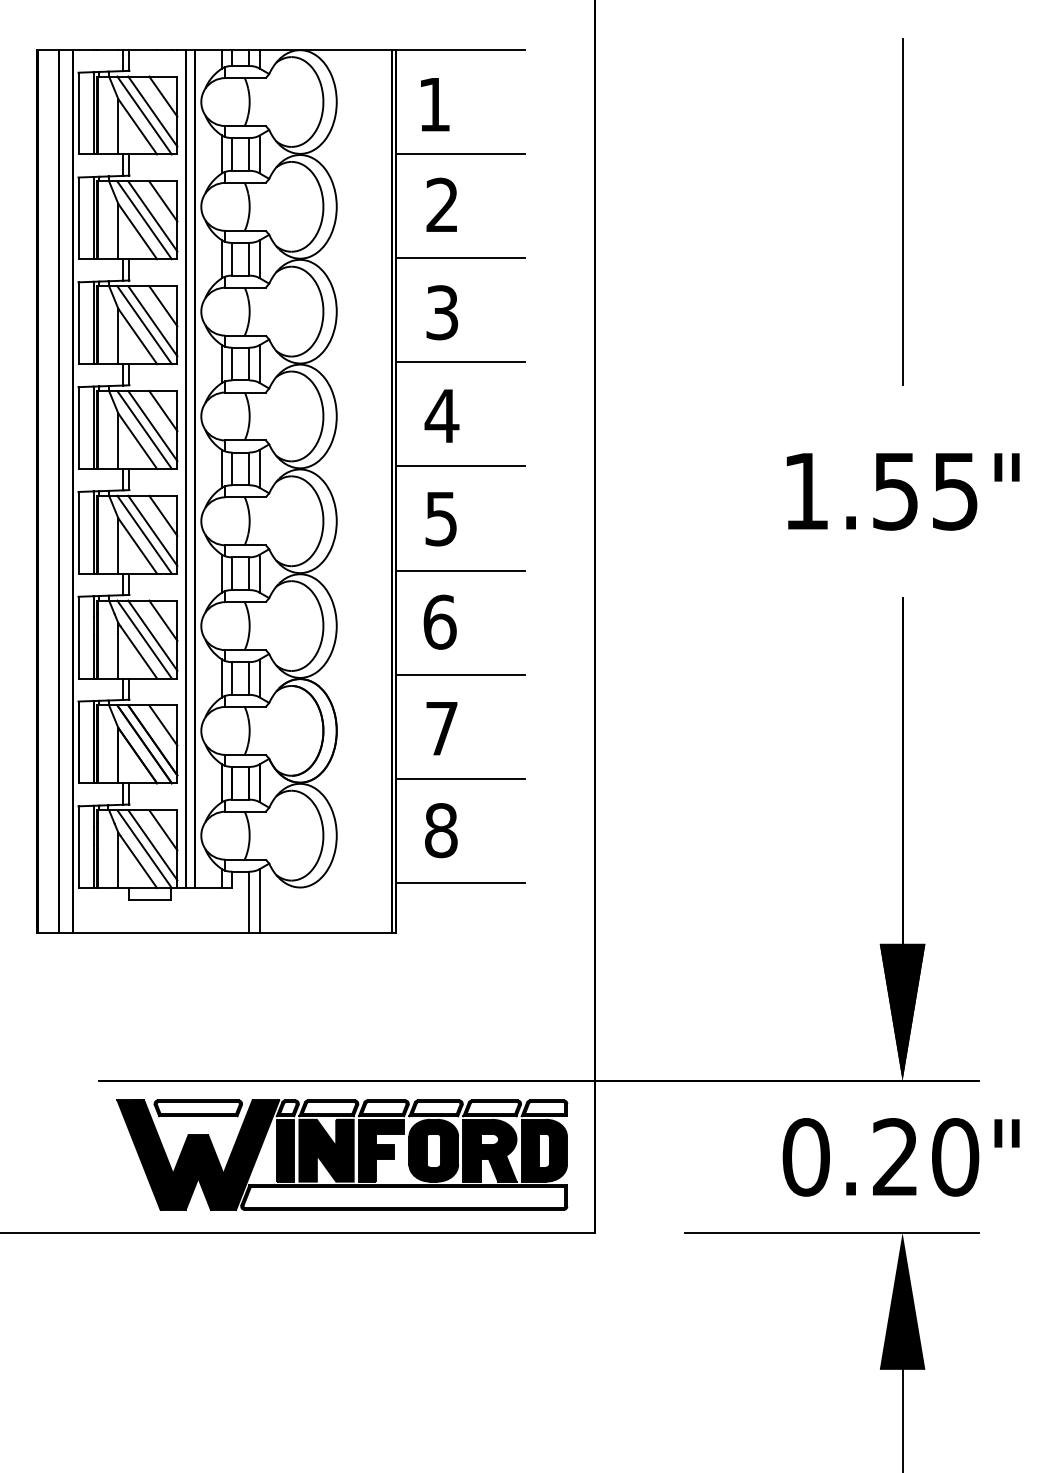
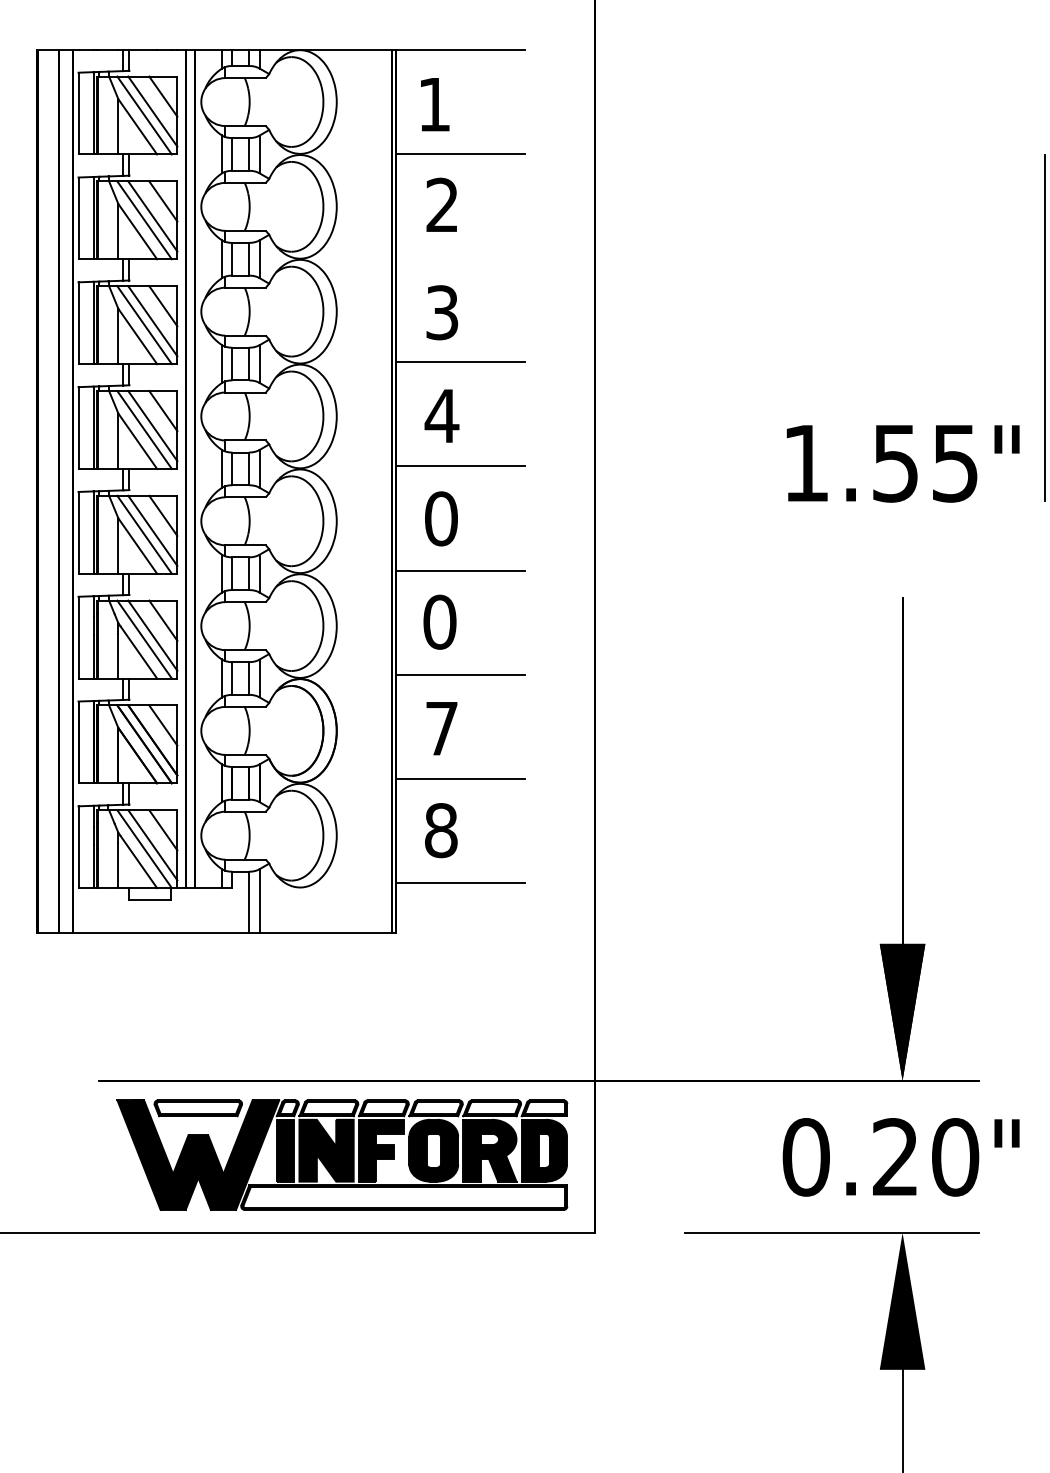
line position: (902, 211) -> (1044, 327) (1044, 327)
line: present -> none (460, 258)
text position: (902, 491) -> (902, 463) (902, 463)
text: 5 -> 0 (441, 518)
text: 6 -> 0 (439, 621)
